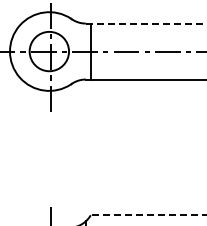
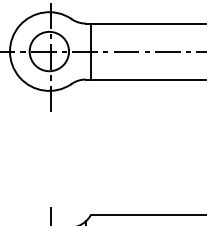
line: dashed -> solid (146, 23)
line: dashed -> solid (148, 215)
